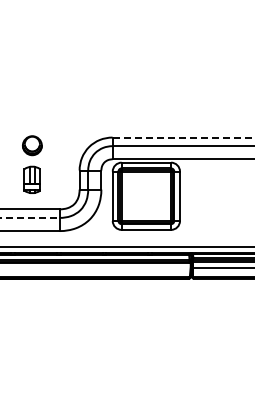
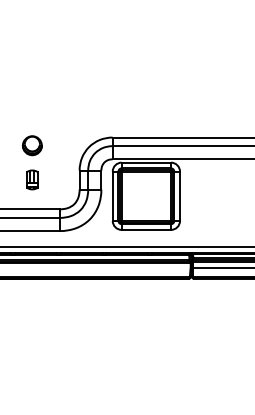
line: dashed -> solid (183, 137)
part size: 18x29 px -> 13x22 px (32, 179)
line: dashed -> solid (30, 217)
